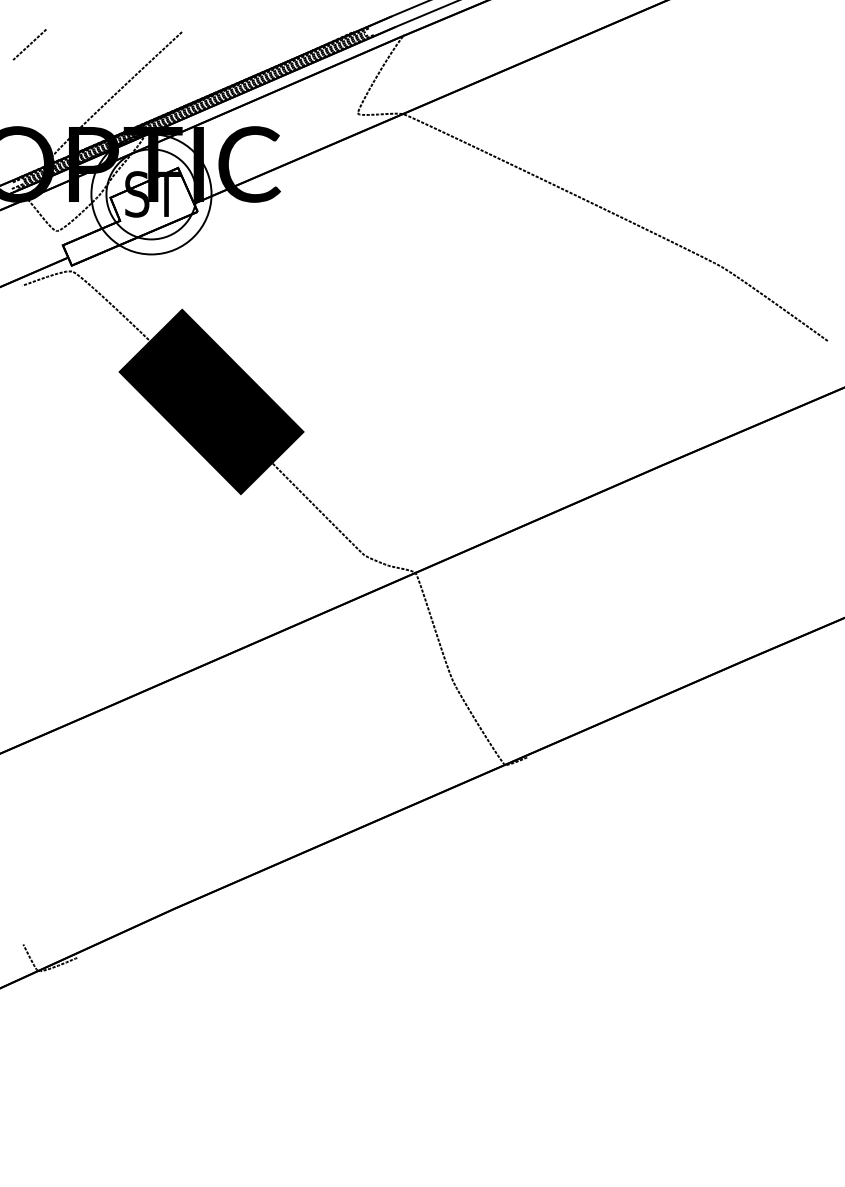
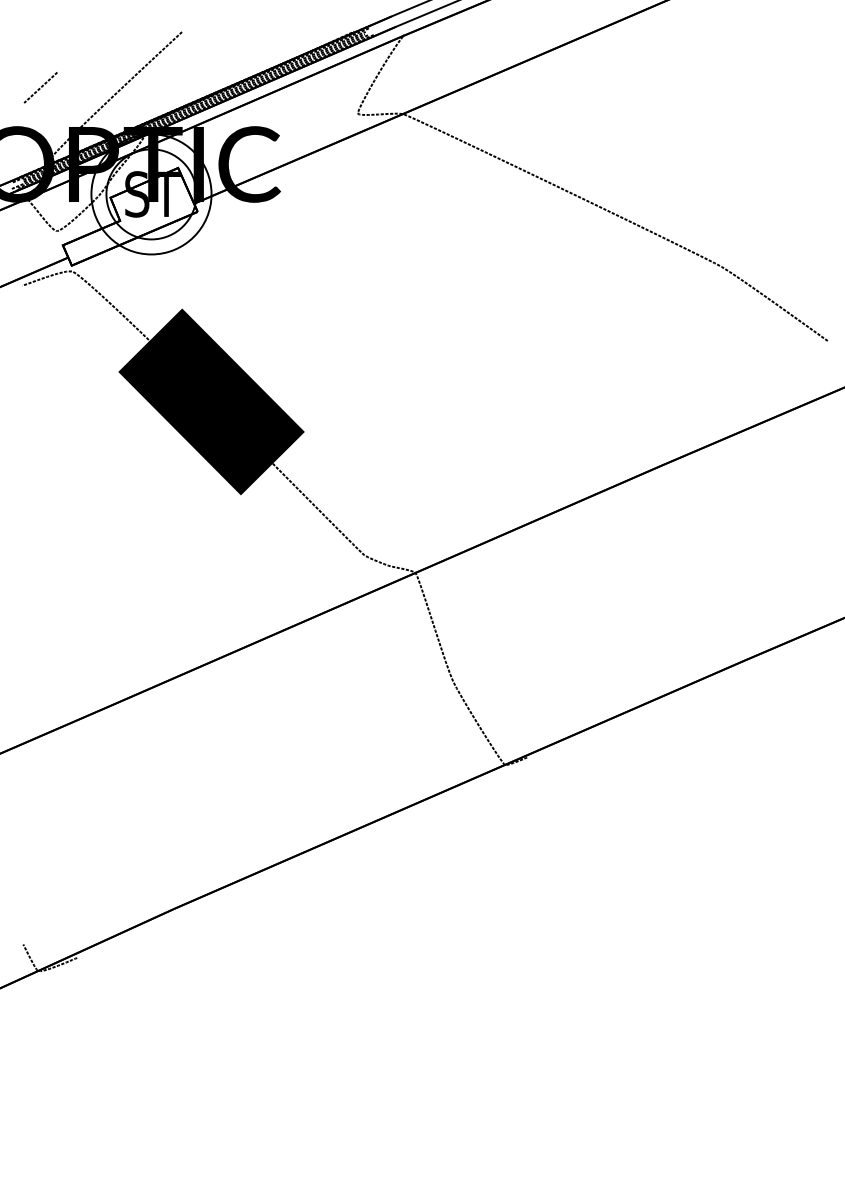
line position: (29, 43) -> (40, 86) (40, 86)
